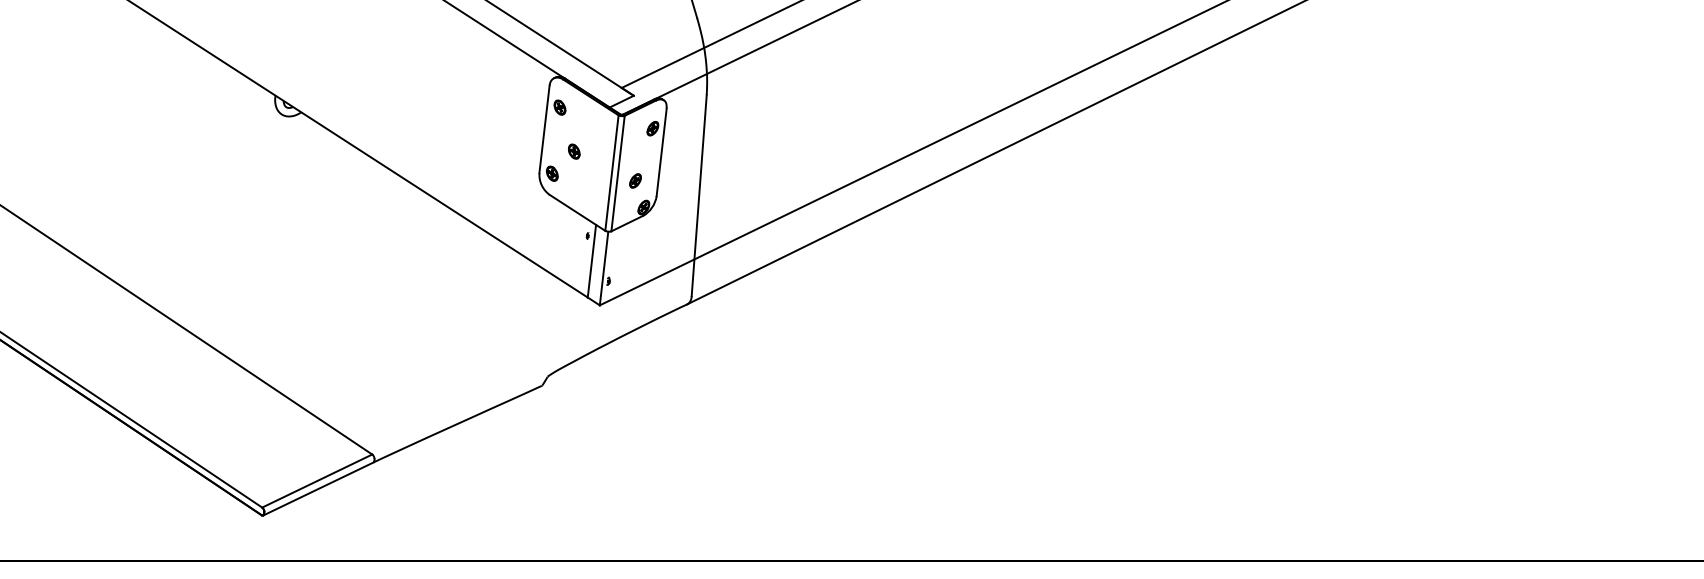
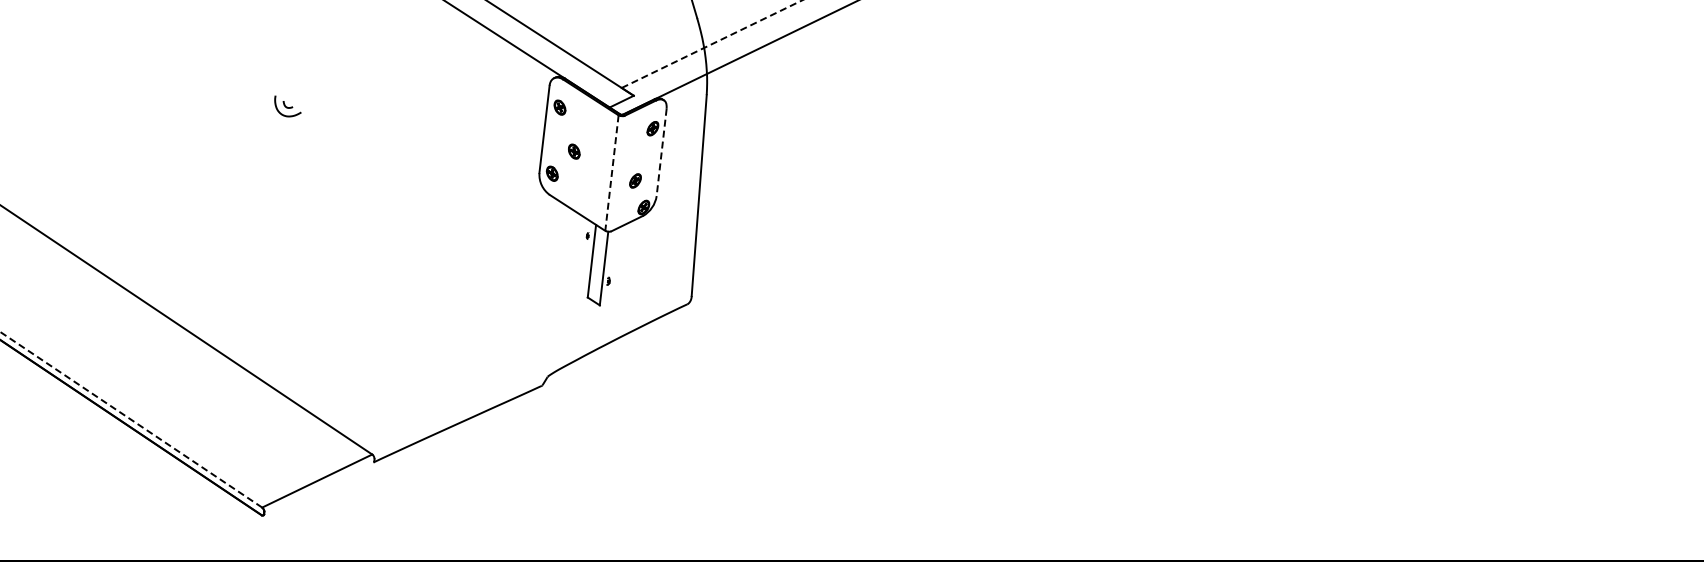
line: solid -> dashed (712, 43)
line: present -> none (359, 149)
line: solid -> dashed (661, 152)
line: present -> none (911, 153)
line: present -> none (994, 153)
line: solid -> dashed (611, 173)
line: present -> none (617, 173)
line: solid -> dashed (131, 419)
line: present -> none (318, 488)
